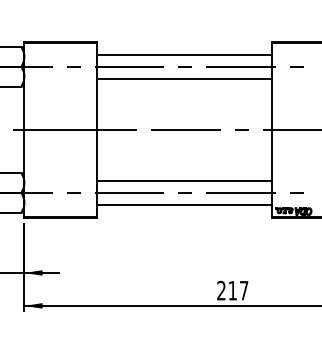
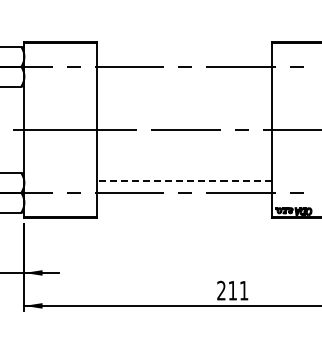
line: present -> none (183, 55)
line: present -> none (183, 78)
line: solid -> dashed (183, 181)
line: present -> none (183, 204)
text: 217 -> 211 (244, 290)
